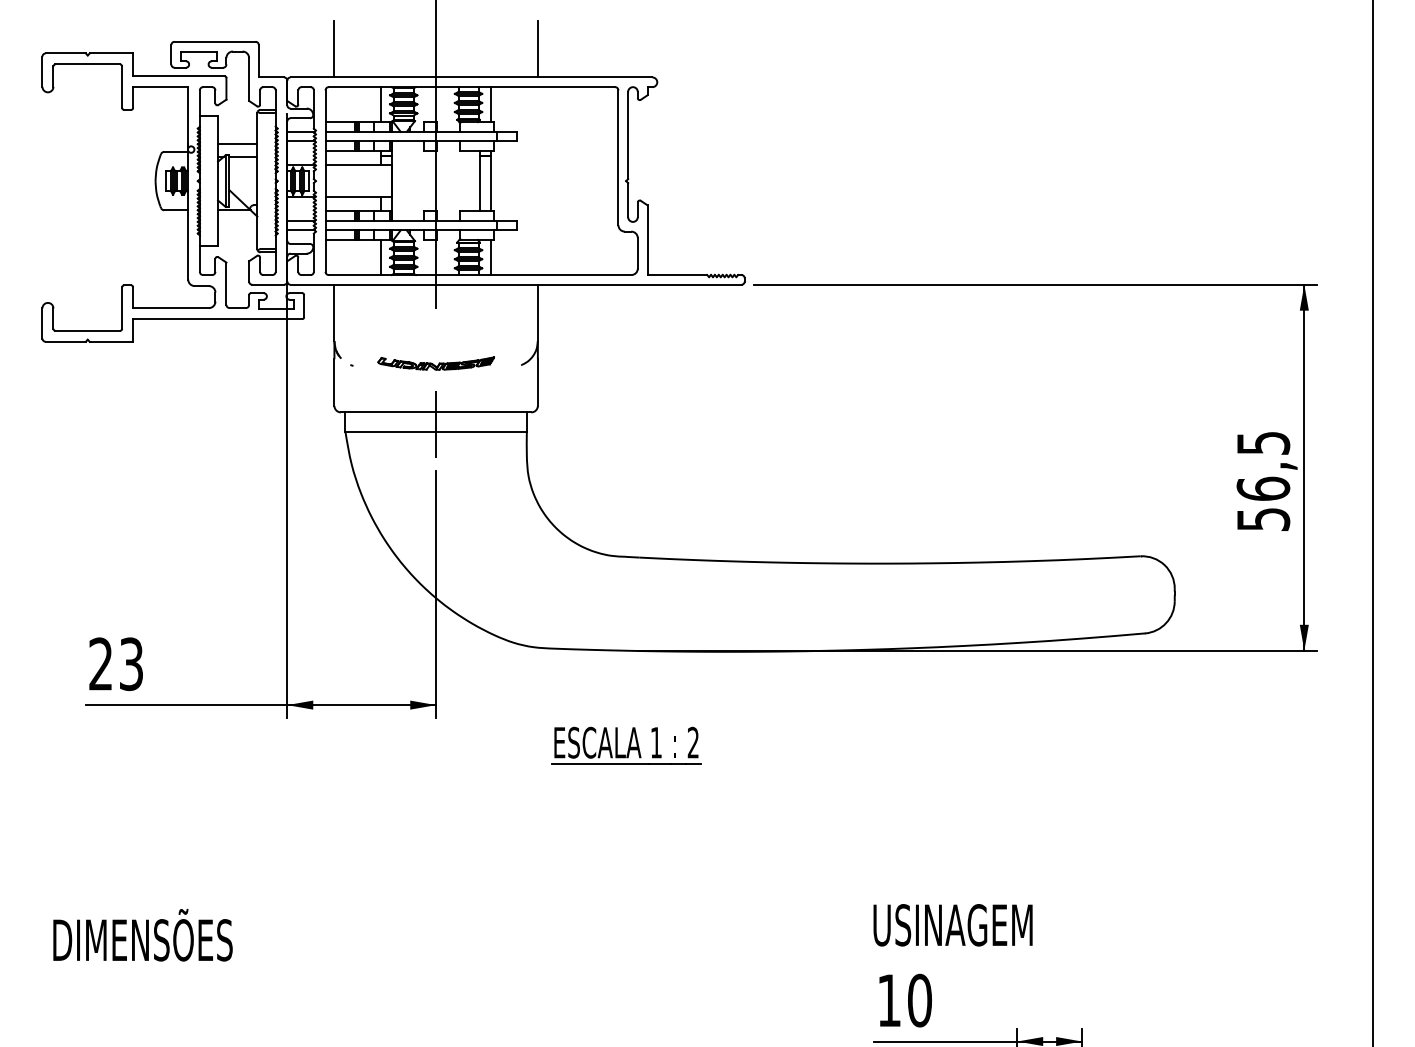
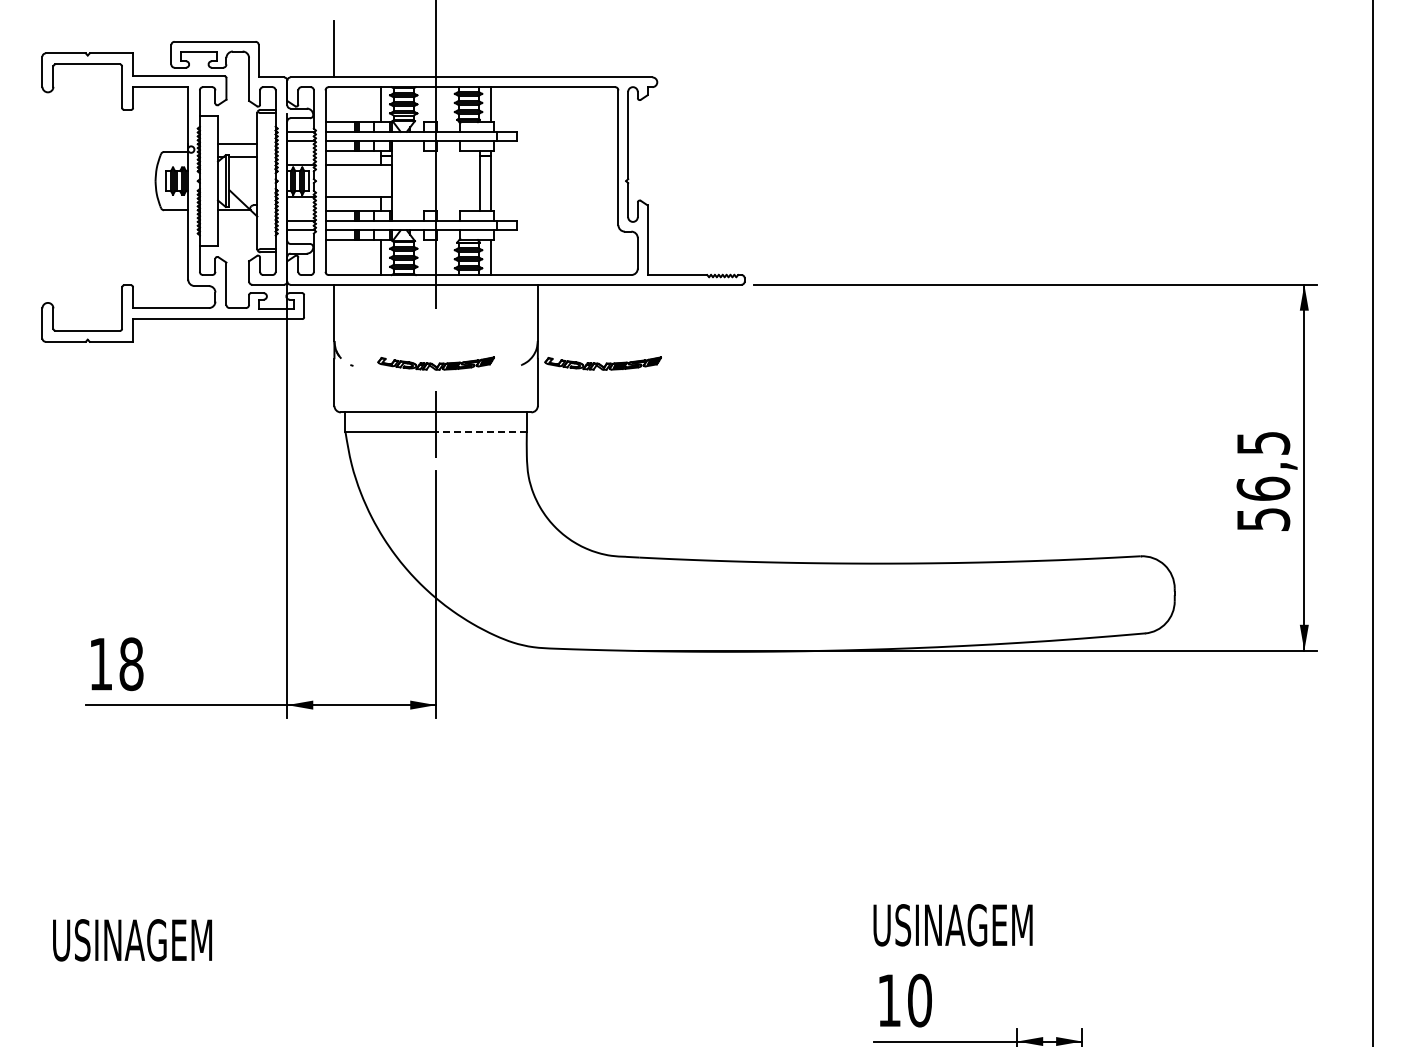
line: present -> none (537, 49)
part: none -> present (602, 363)
line: solid -> dashed (481, 431)
text: 23 -> 18 (116, 664)
part: present -> none (626, 745)
text: DIMENSÕES -> USINAGEM (142, 935)
